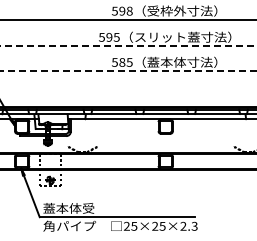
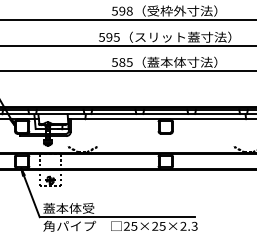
line: dashed -> solid (128, 46)
line: dashed -> solid (128, 71)
